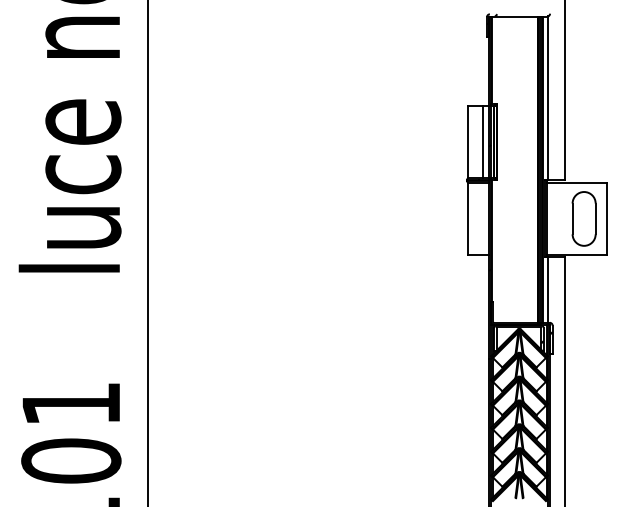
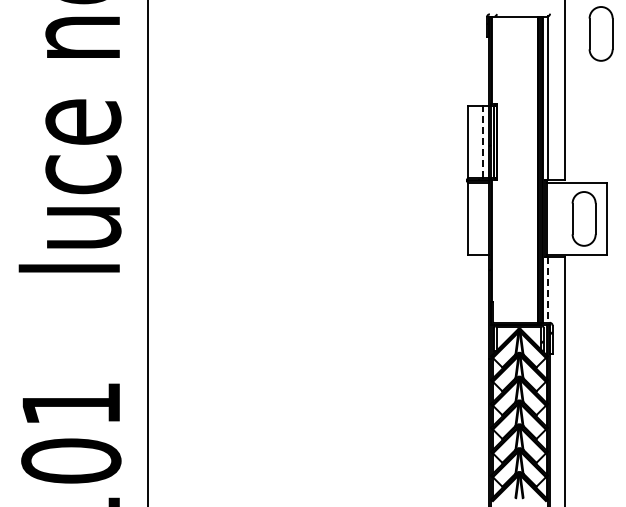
part: none -> present (600, 33)
line: solid -> dashed (482, 141)
line: solid -> dashed (548, 290)
